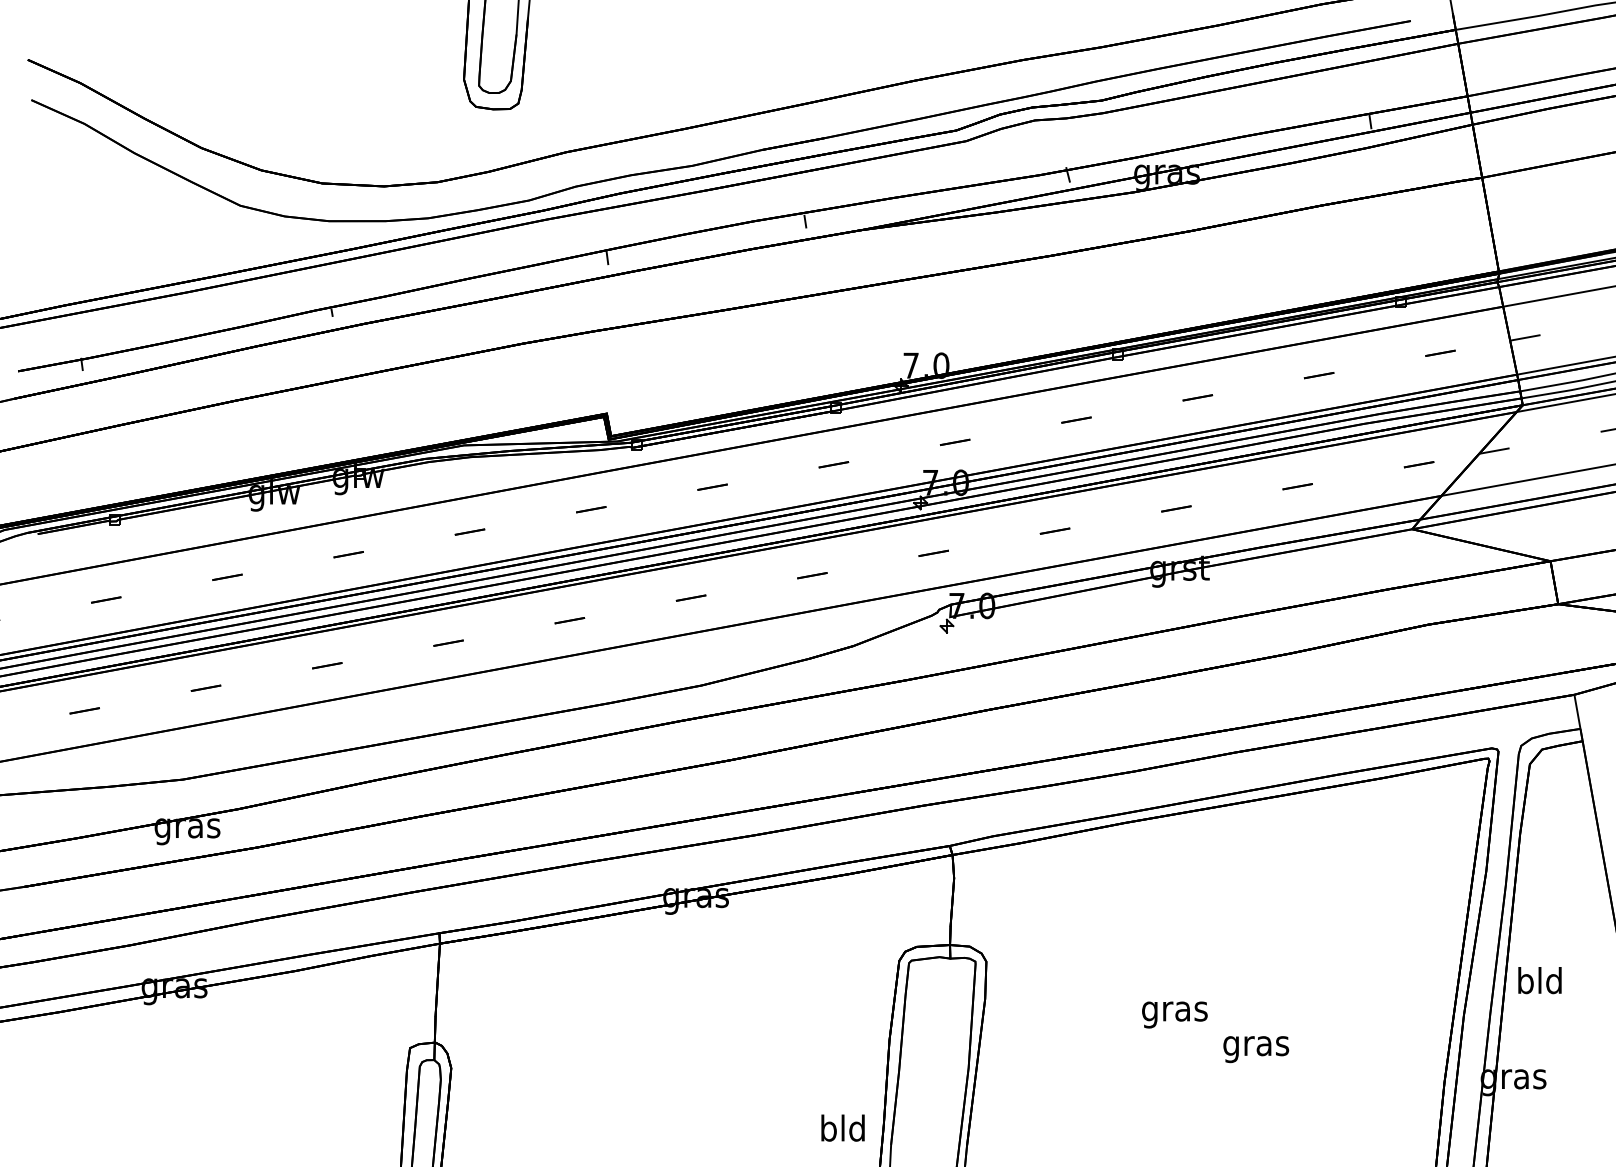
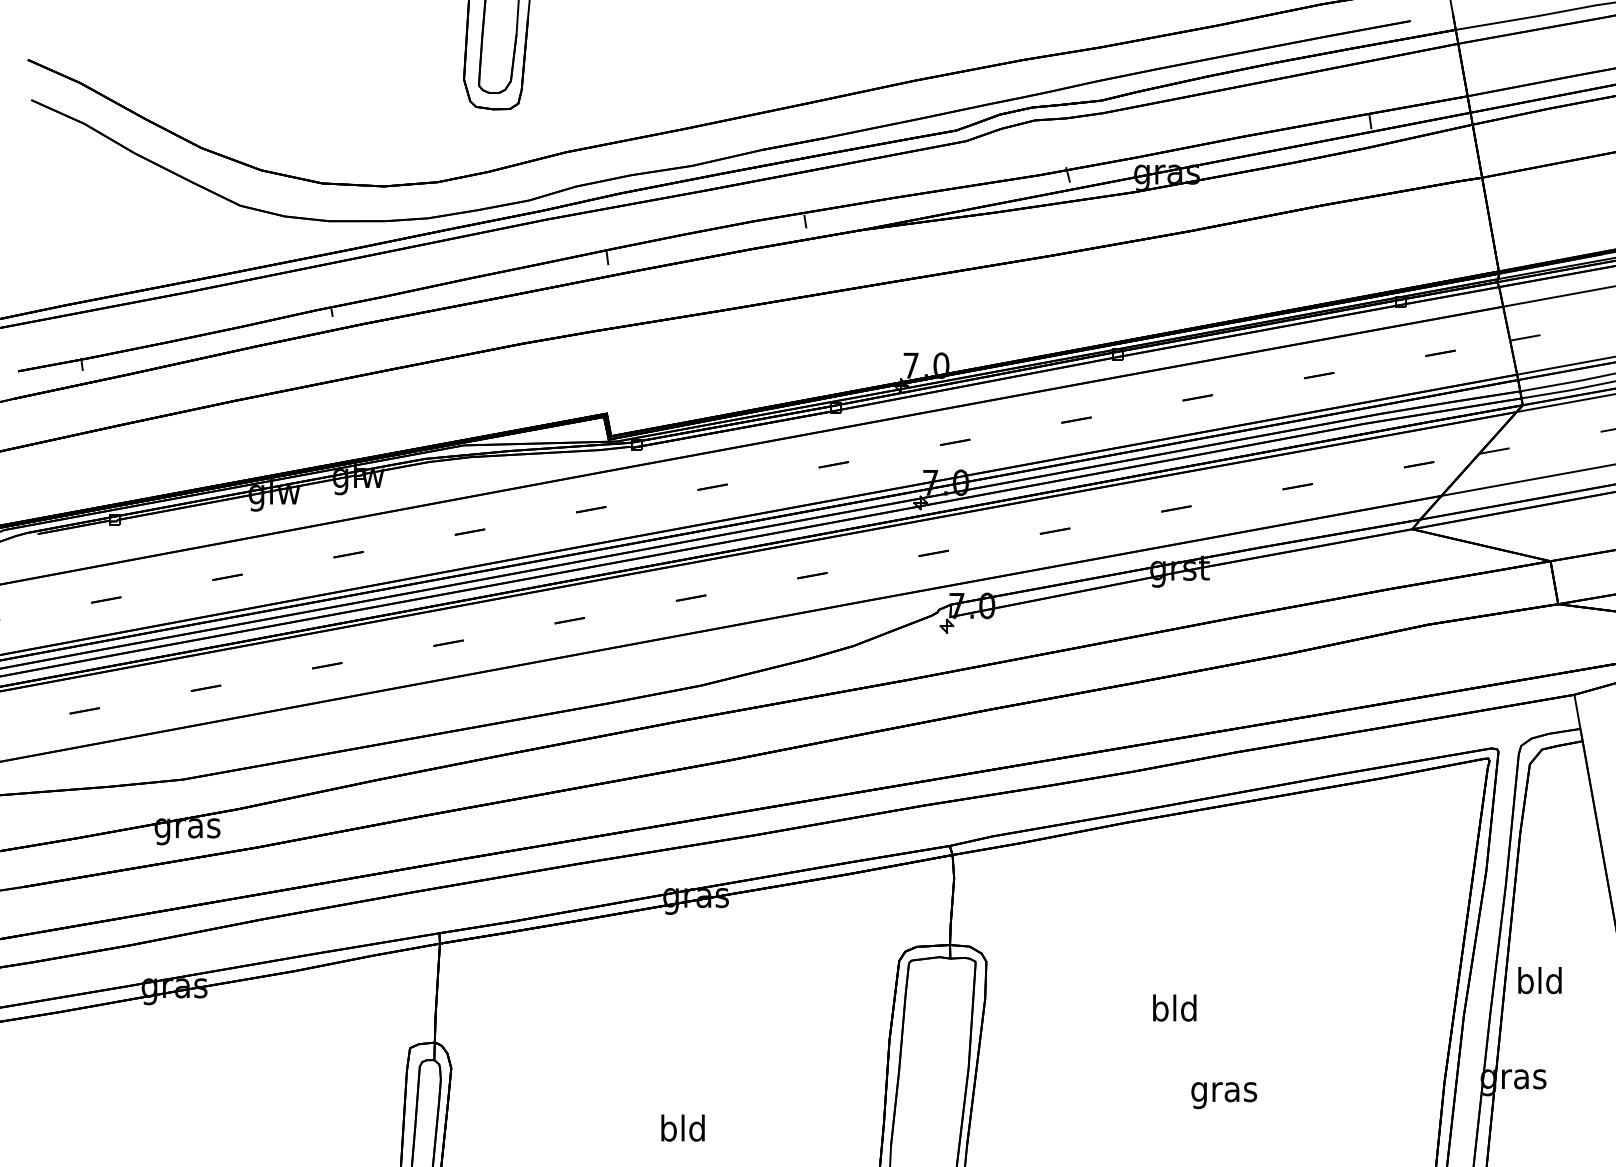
text: gras -> bld (1174, 1011)
text position: (1256, 1049) -> (1224, 1095) (1224, 1095)
text position: (842, 1127) -> (682, 1127) (682, 1127)
